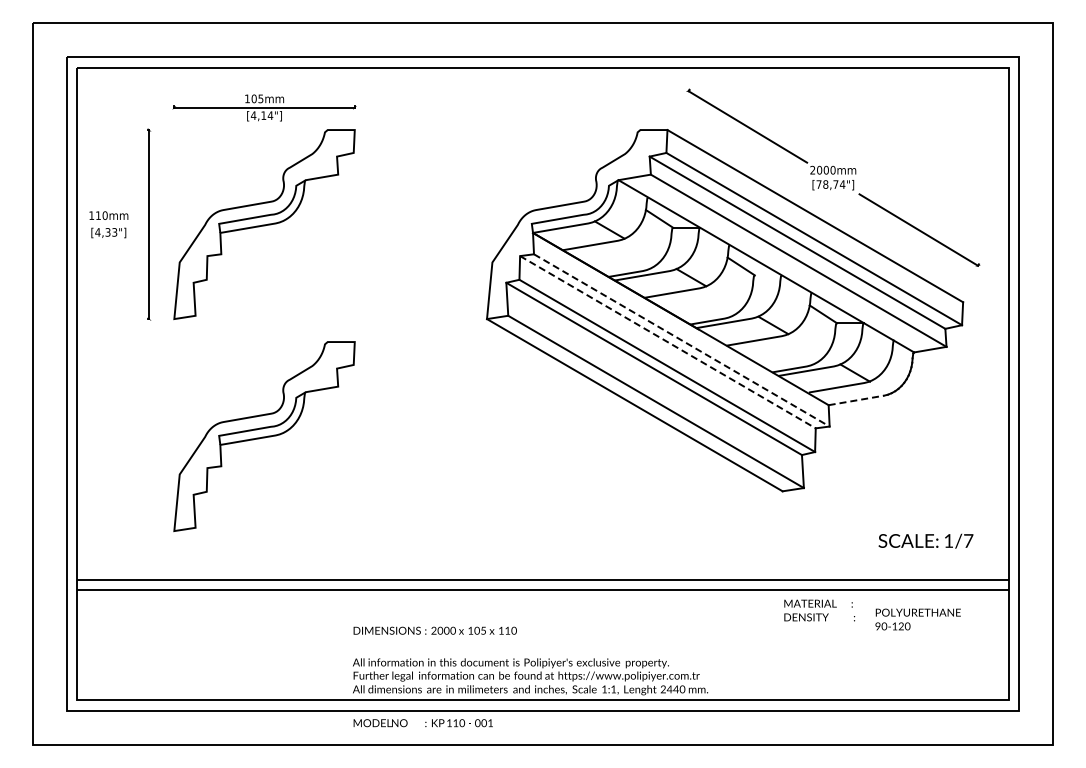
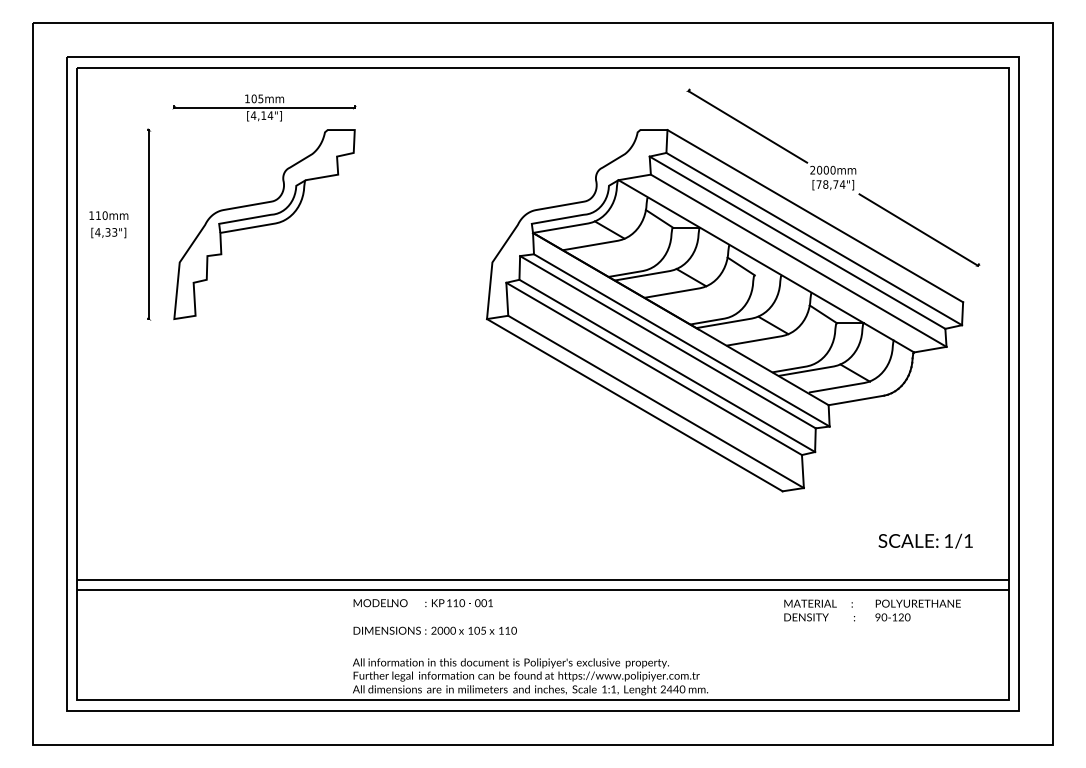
line: dashed -> solid (682, 340)
line: dashed -> solid (668, 342)
line: dashed -> solid (856, 400)
part: present -> none (264, 436)
text: 1/7 -> 1/1 (968, 540)
text position: (917, 619) -> (917, 610) (917, 610)
text position: (422, 723) -> (422, 603) (422, 603)
